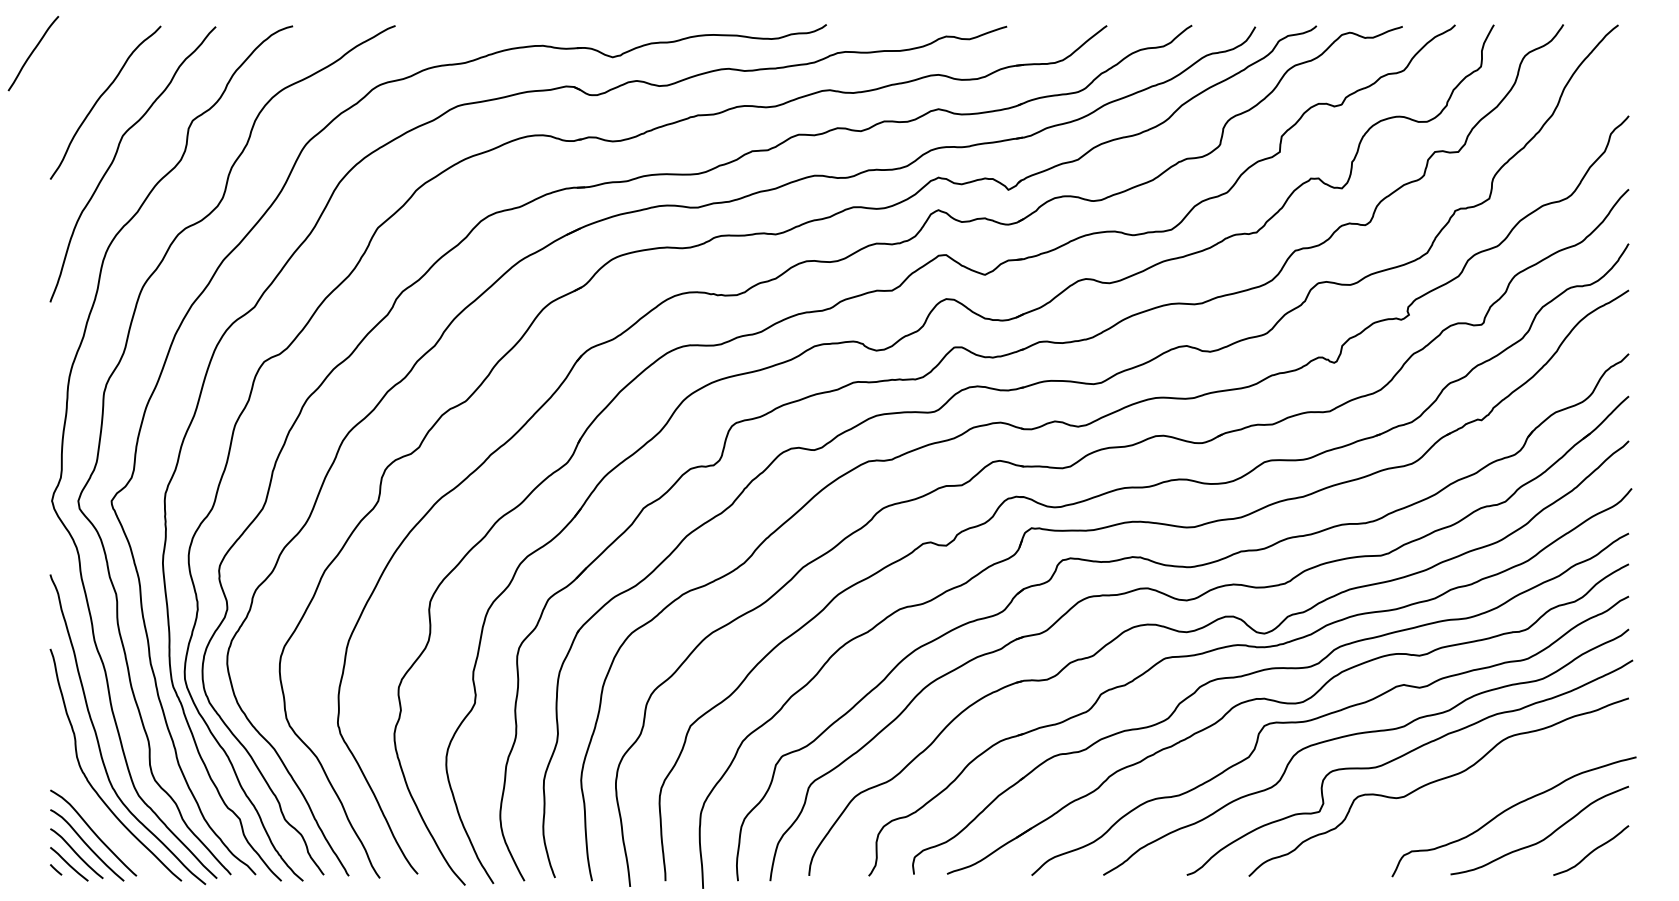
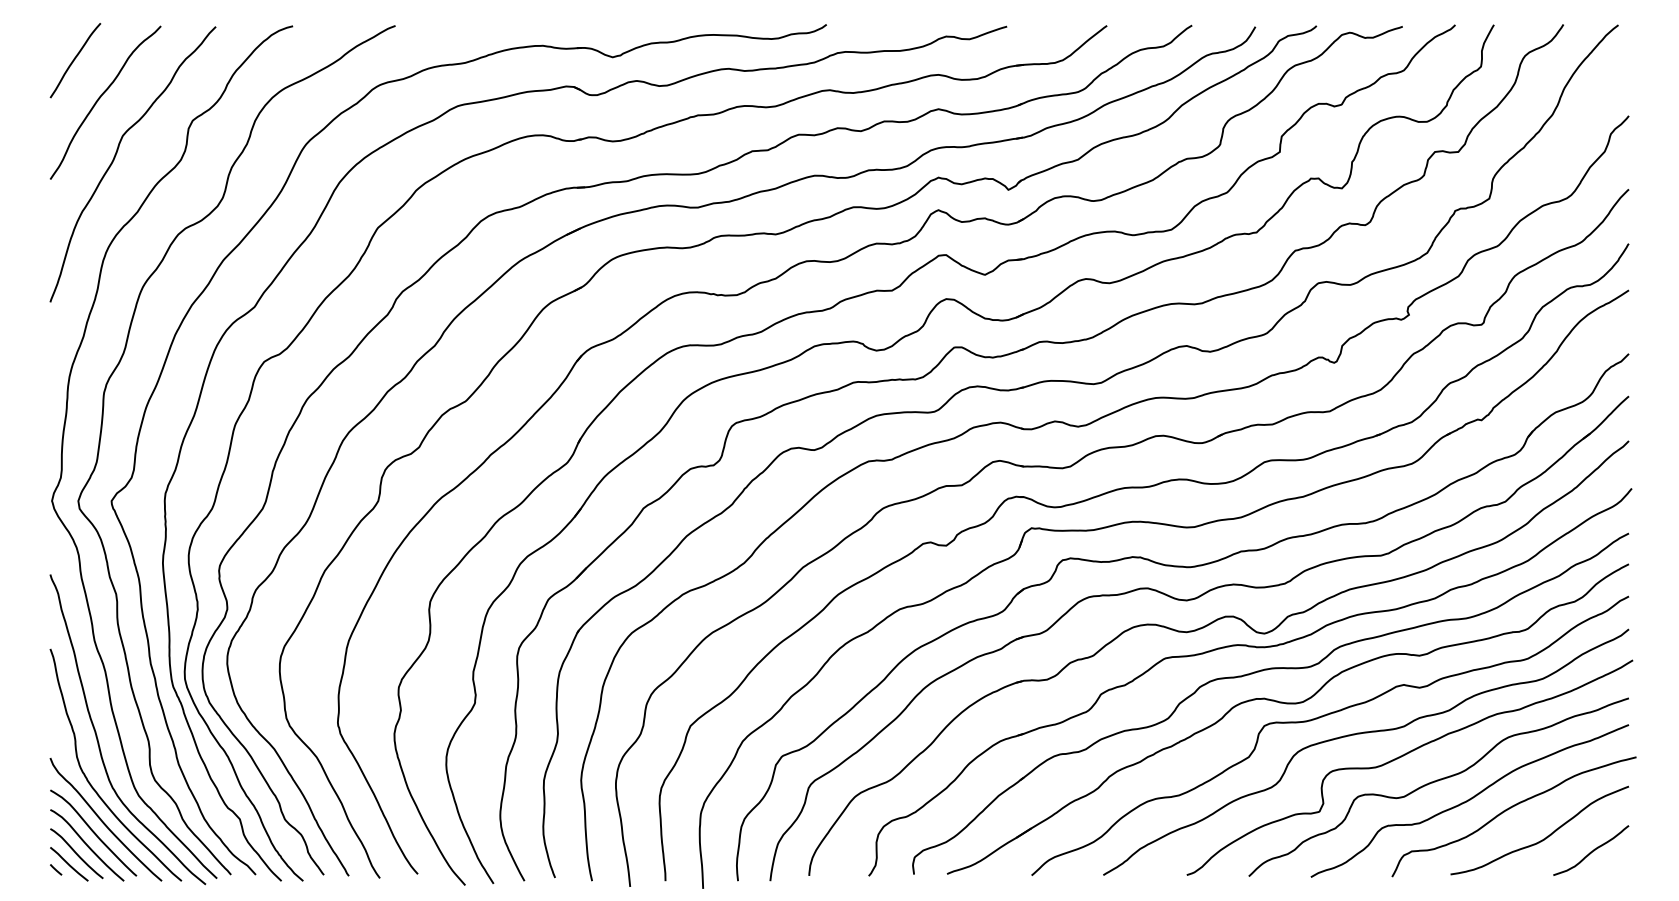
curve position: (33, 52) -> (75, 59) (75, 59)
curve: none -> present (1469, 800)
curve: none -> present (103, 821)
